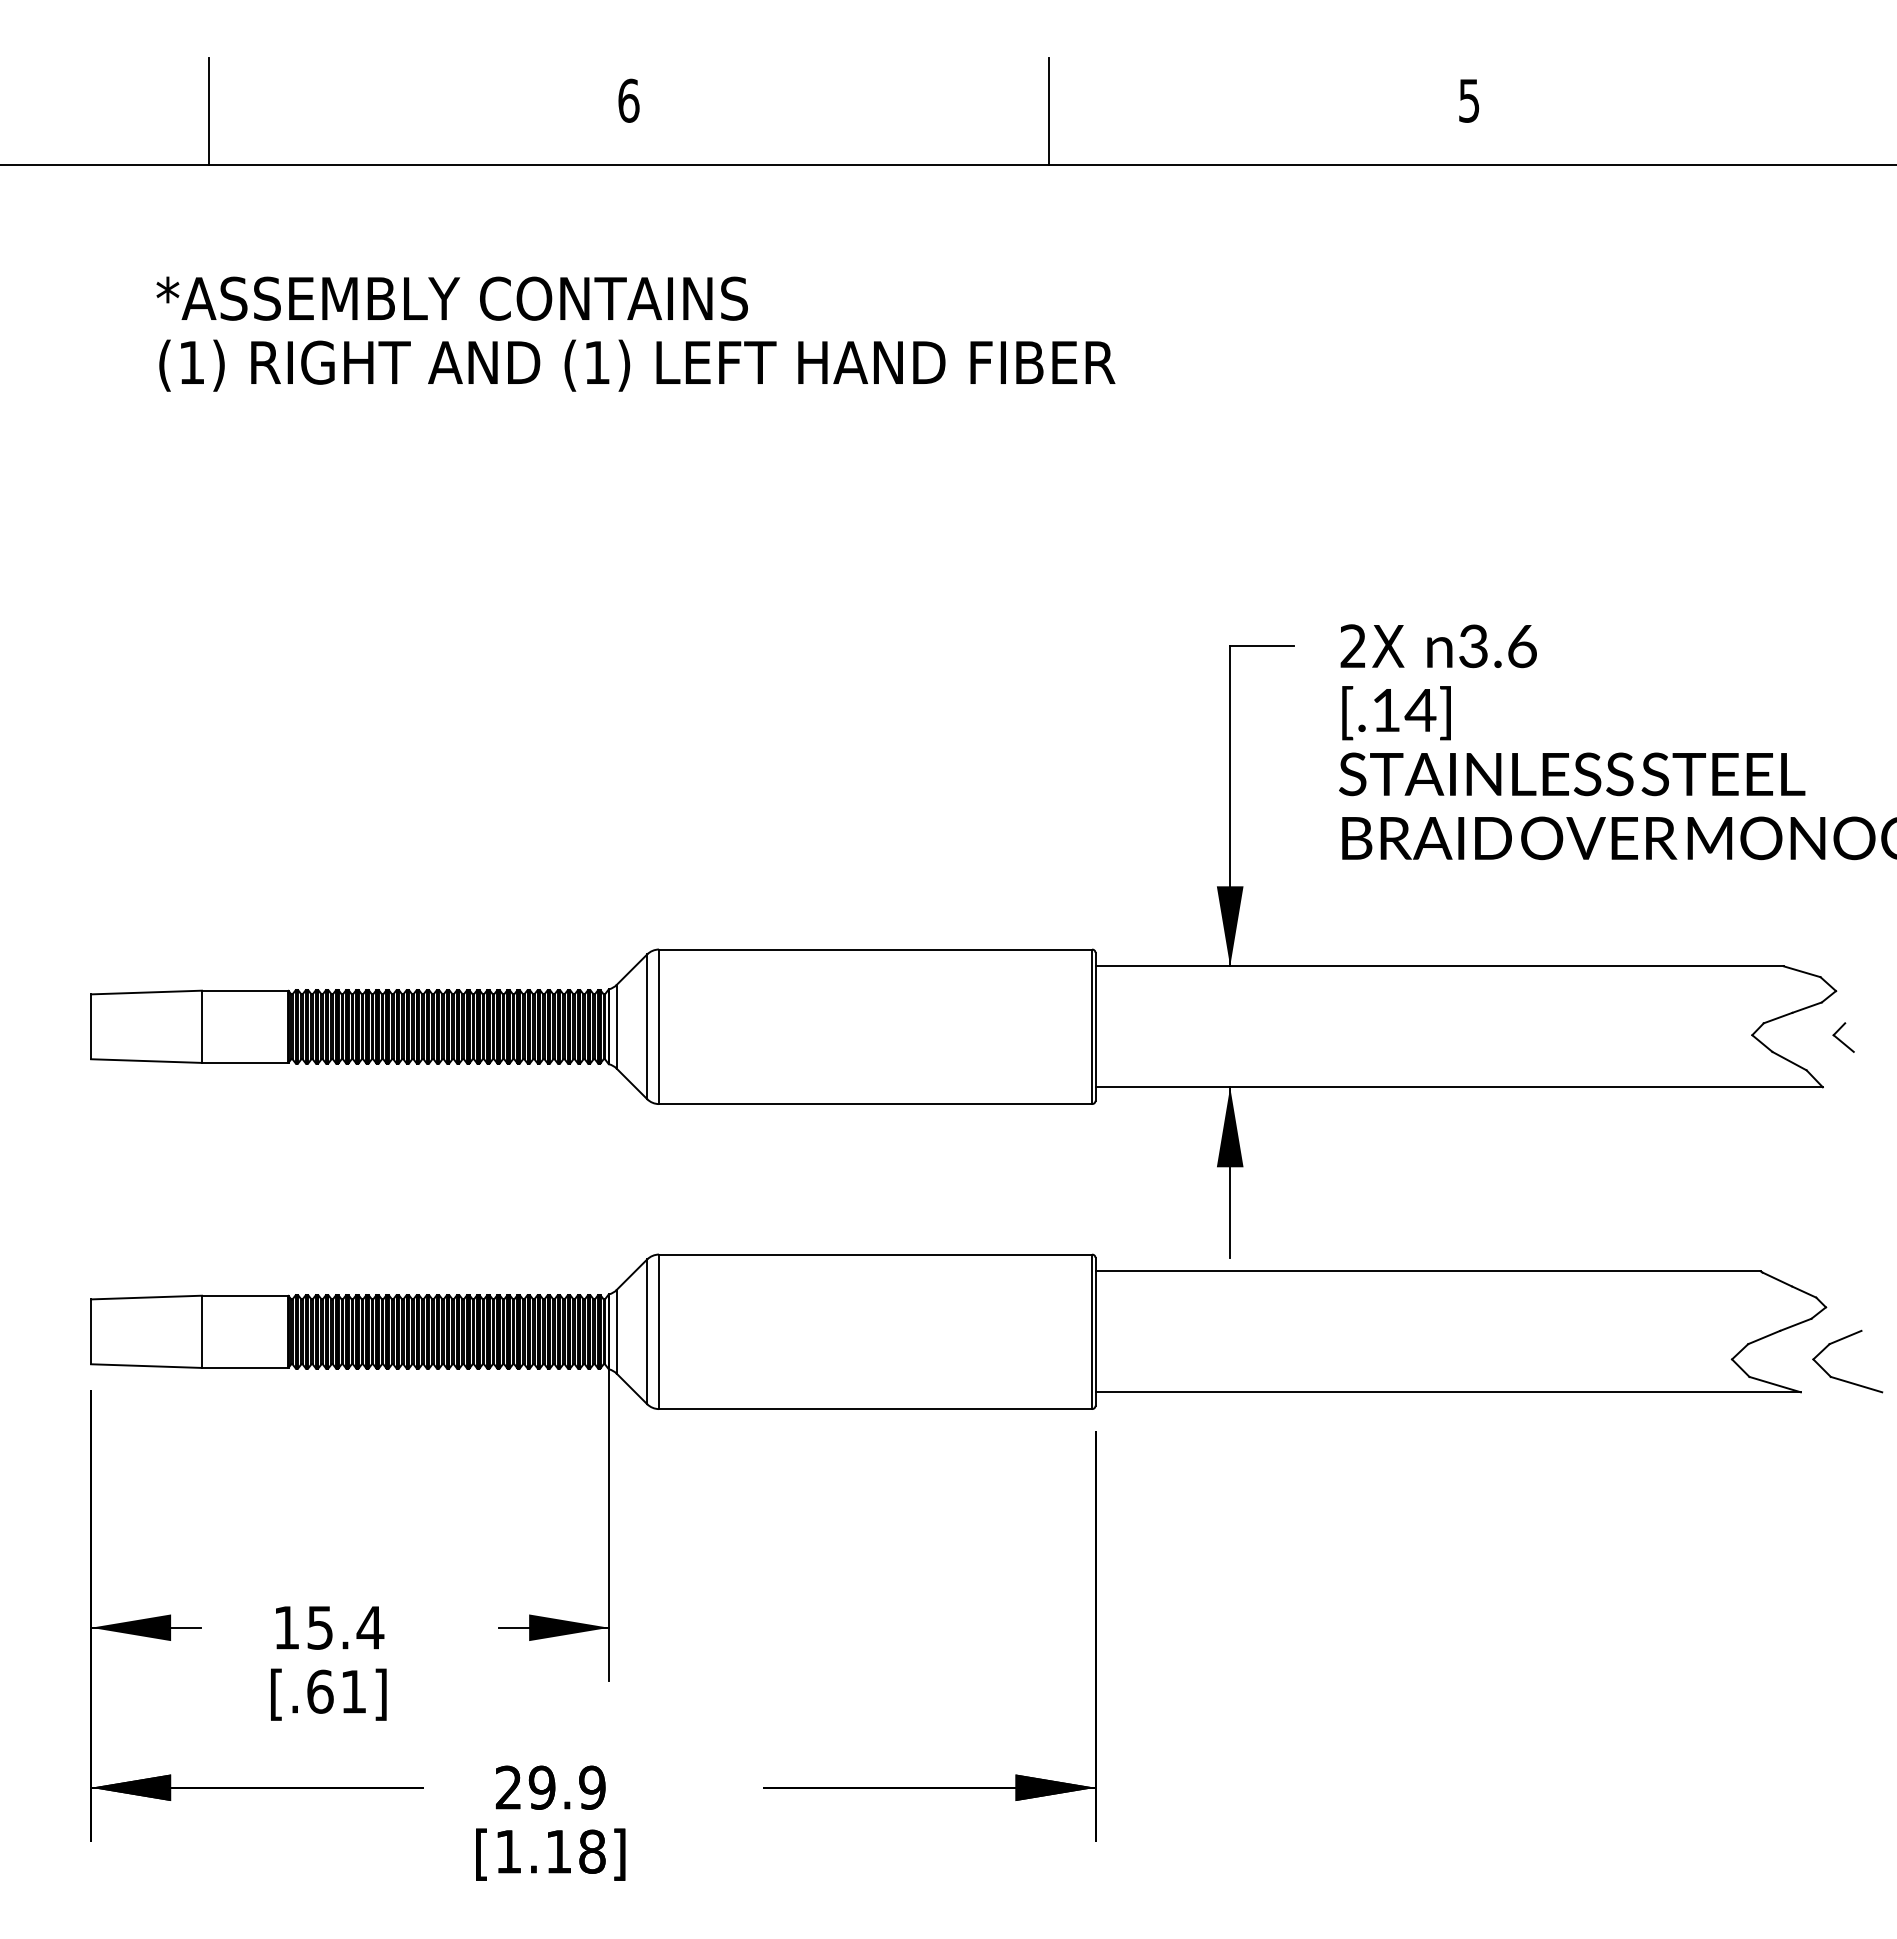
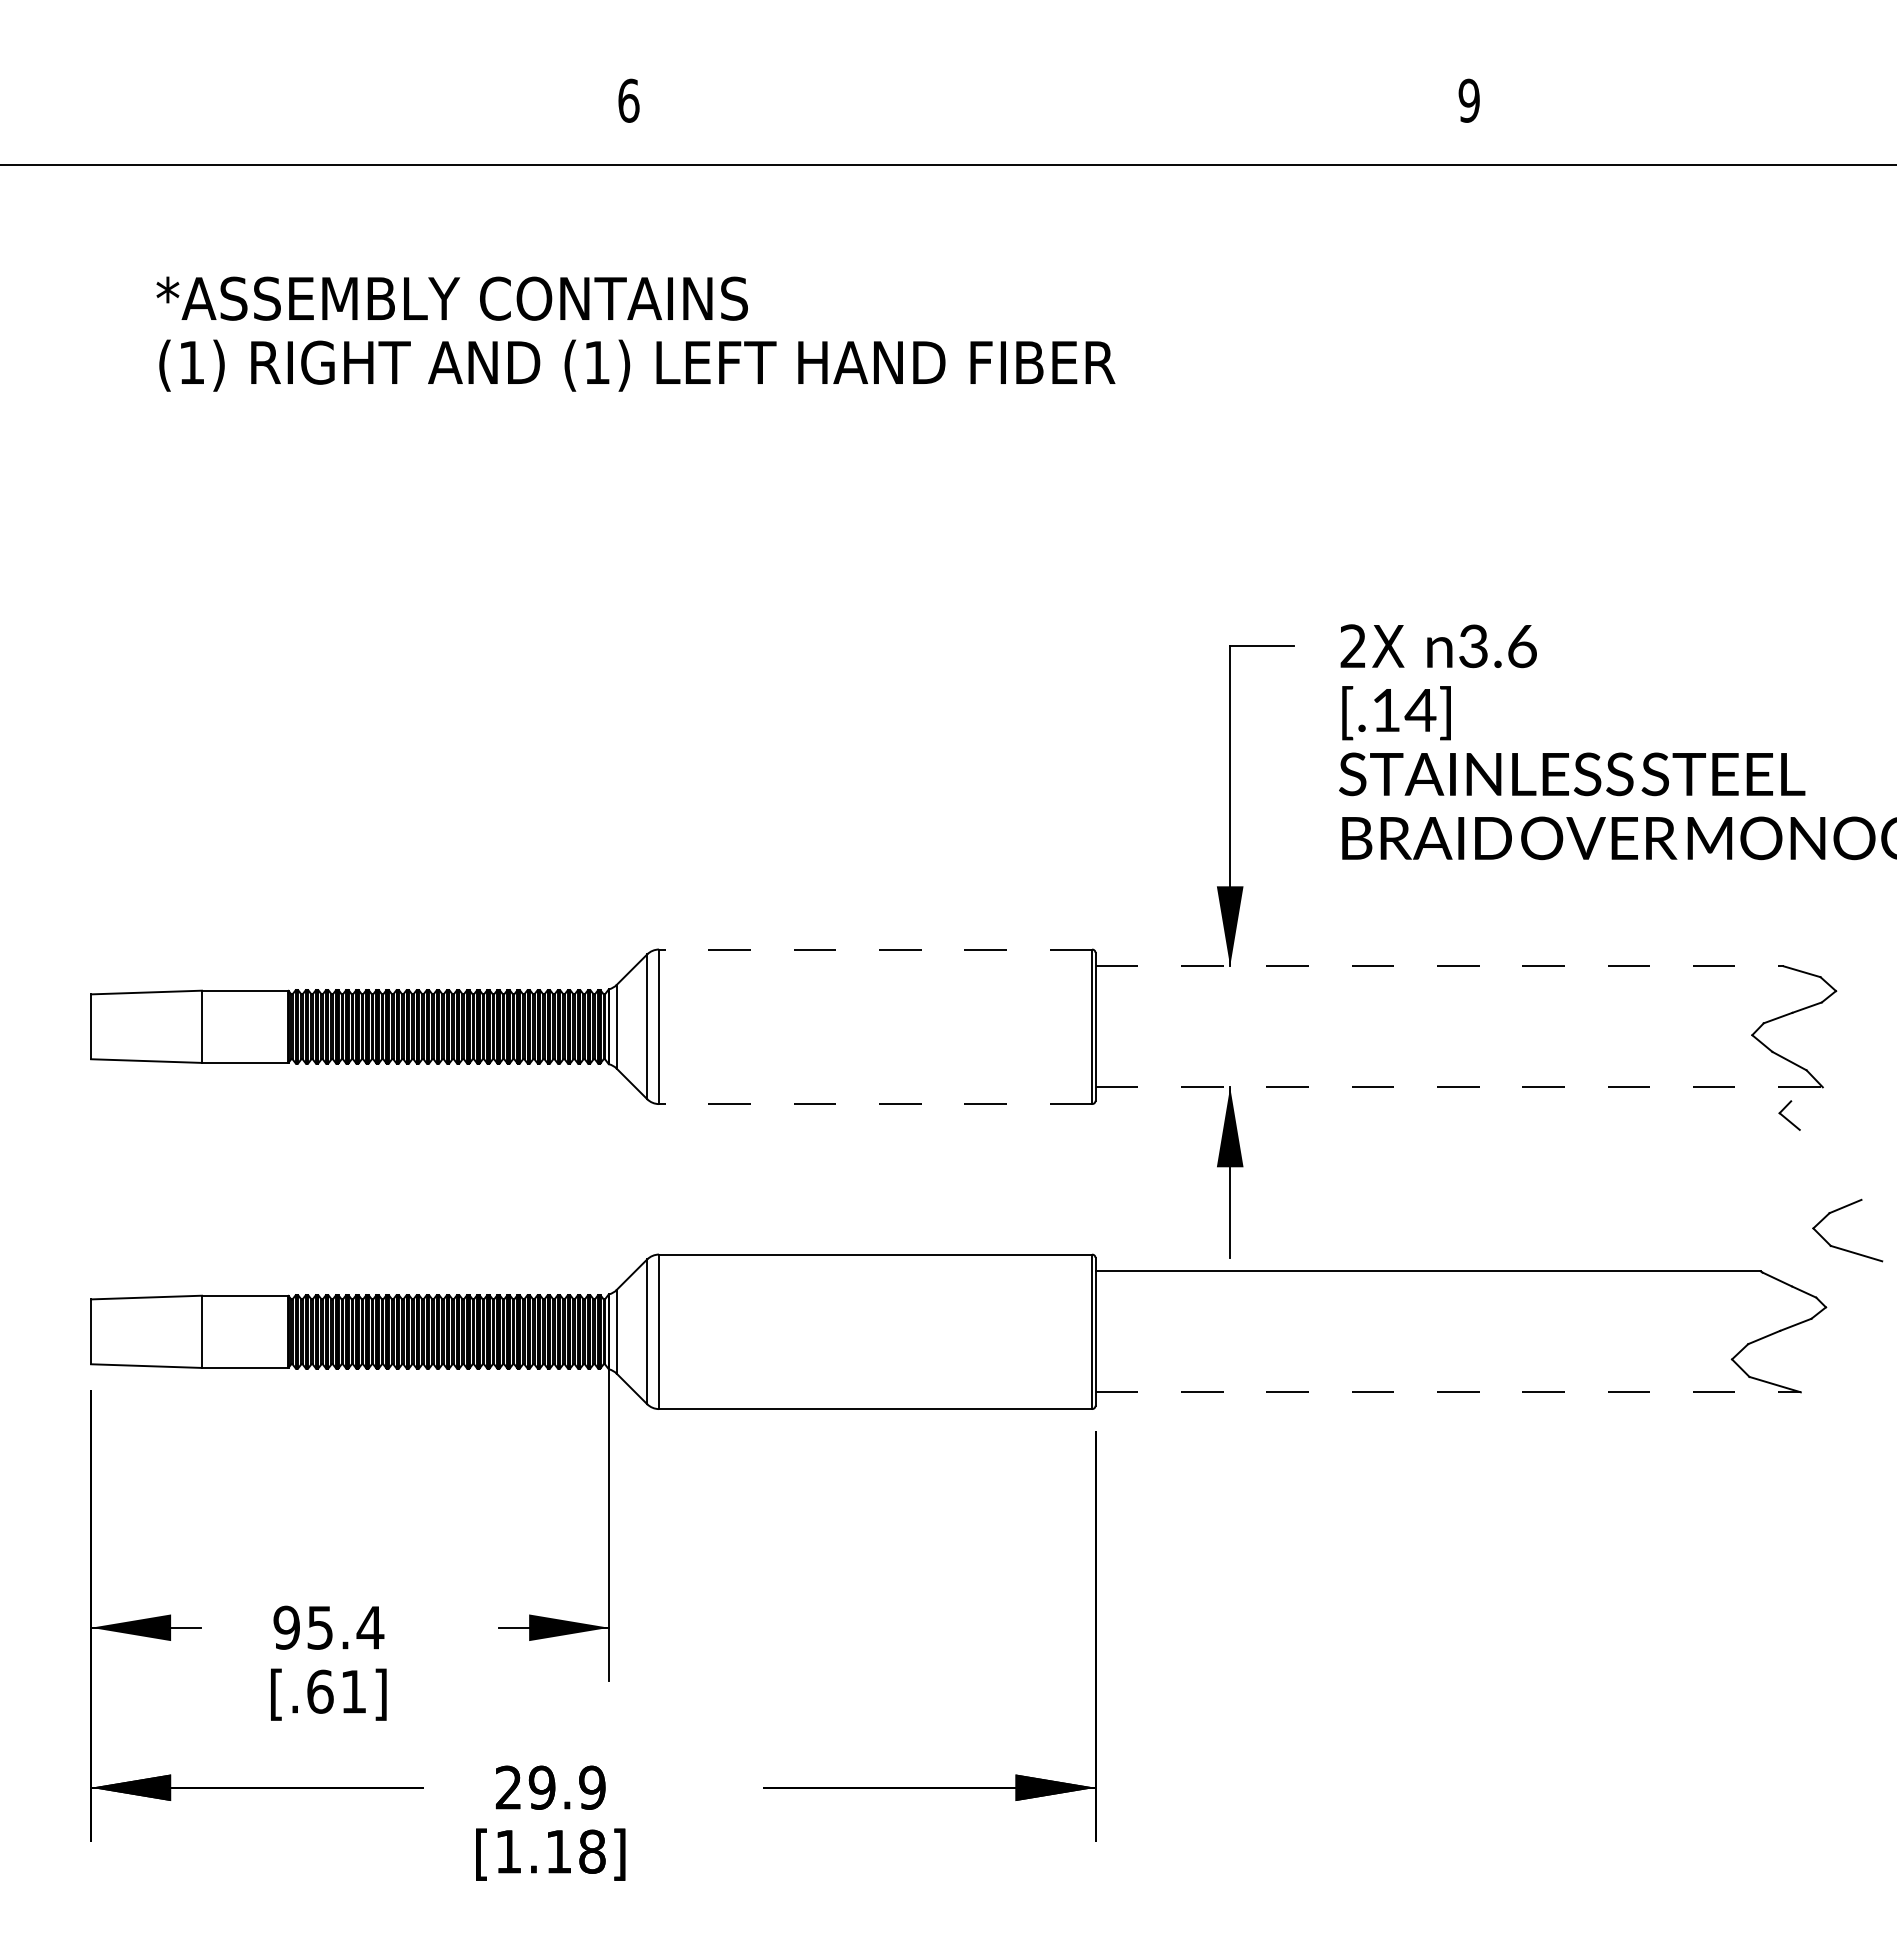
text: 5 -> 9 (1468, 100)
line: present -> none (208, 111)
line: present -> none (1049, 111)
line: solid -> dashed (875, 949)
line: solid -> dashed (1440, 966)
part position: (1843, 1037) -> (1789, 1115) (1789, 1115)
line: solid -> dashed (1459, 1087)
line: solid -> dashed (875, 1104)
part position: (1840, 1378) -> (1840, 1247) (1840, 1247)
line: solid -> dashed (1448, 1392)
text: 15.4 -> 95.4 (286, 1627)
